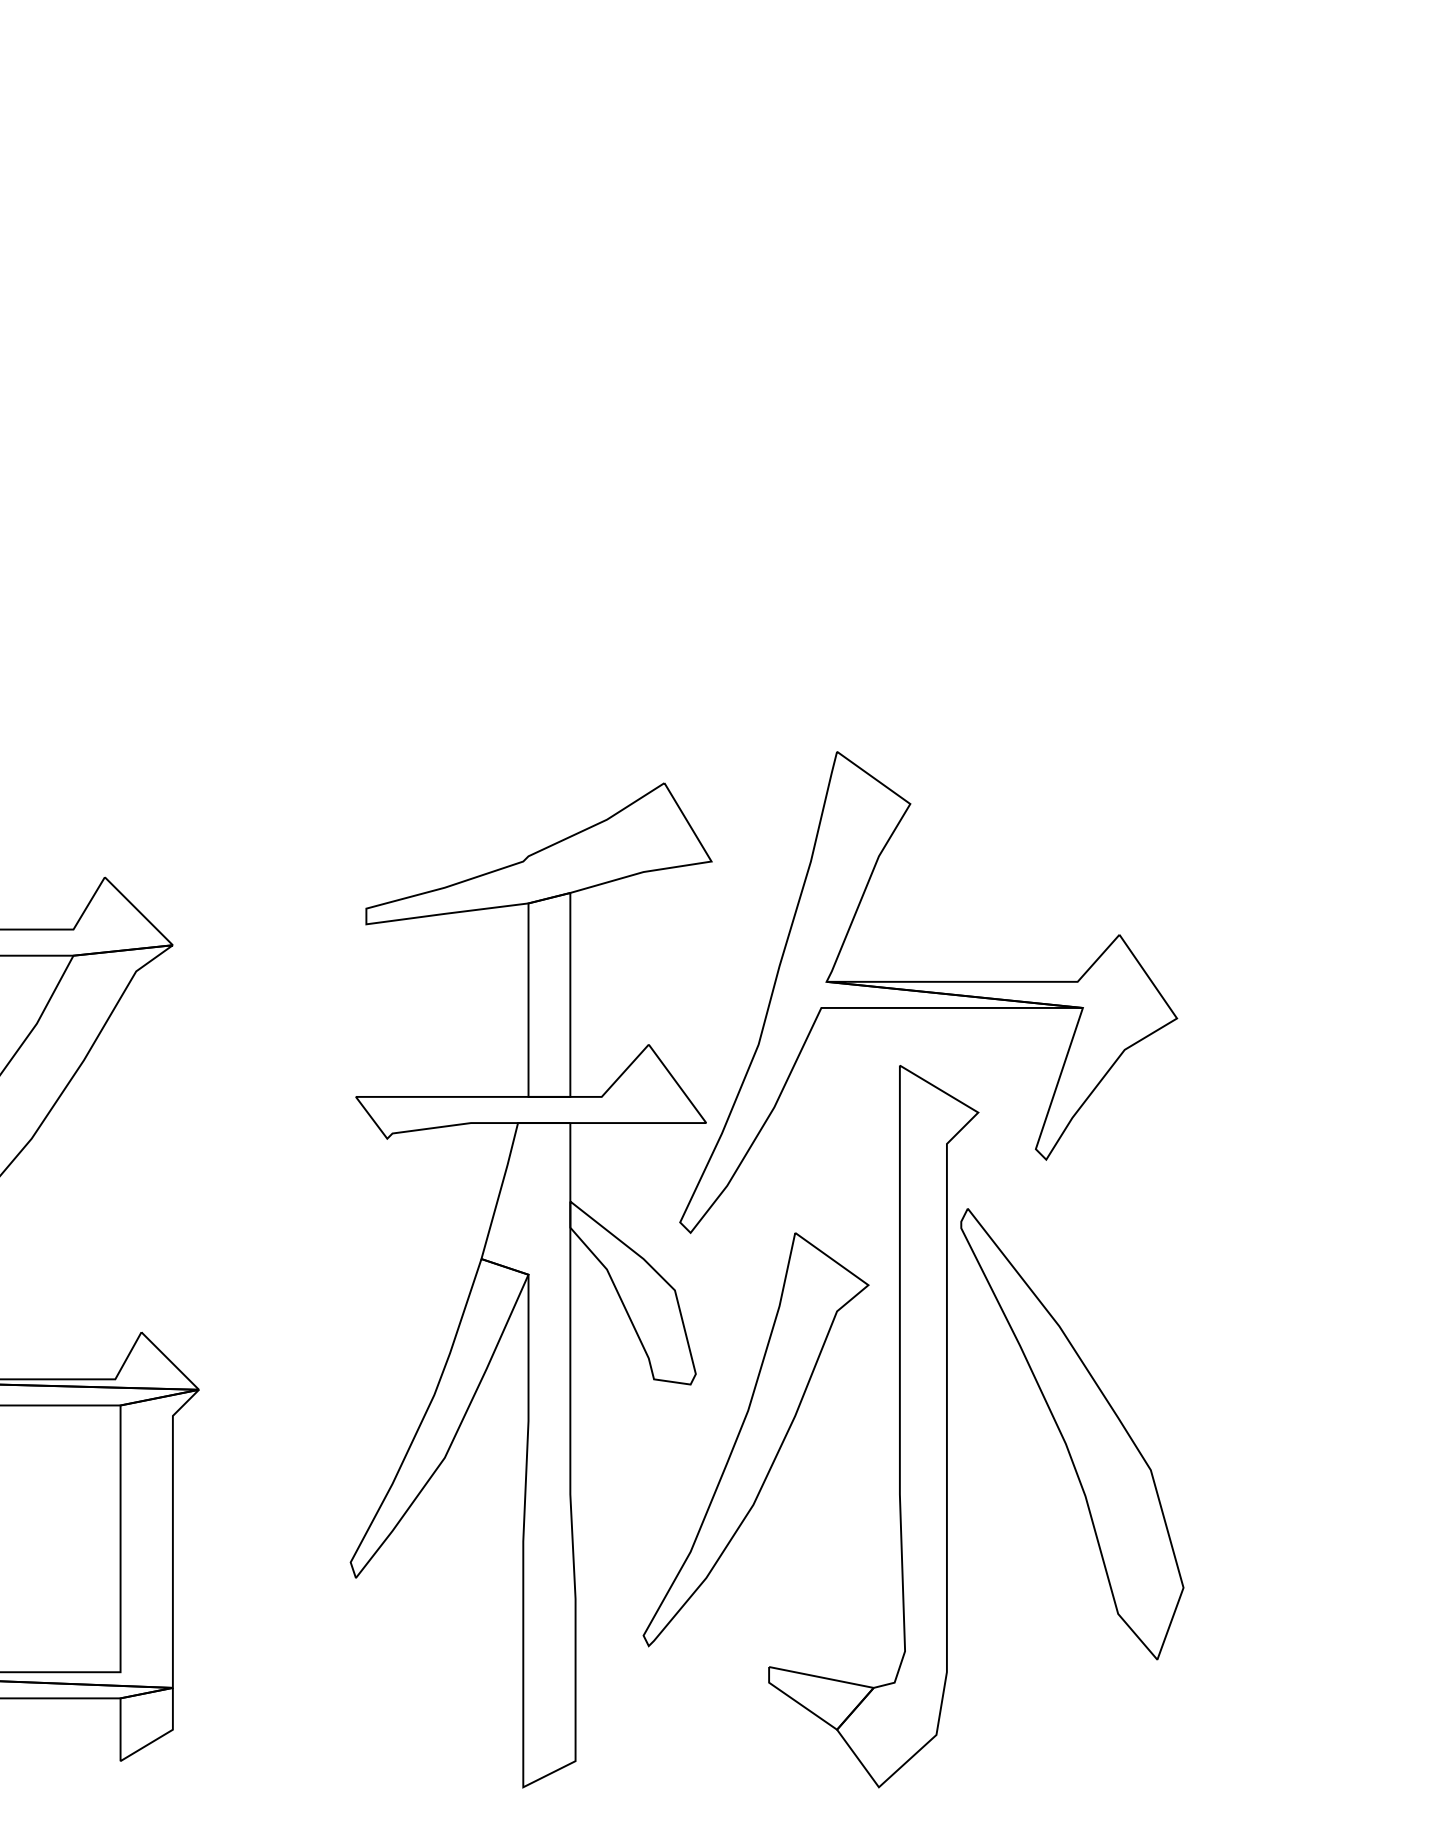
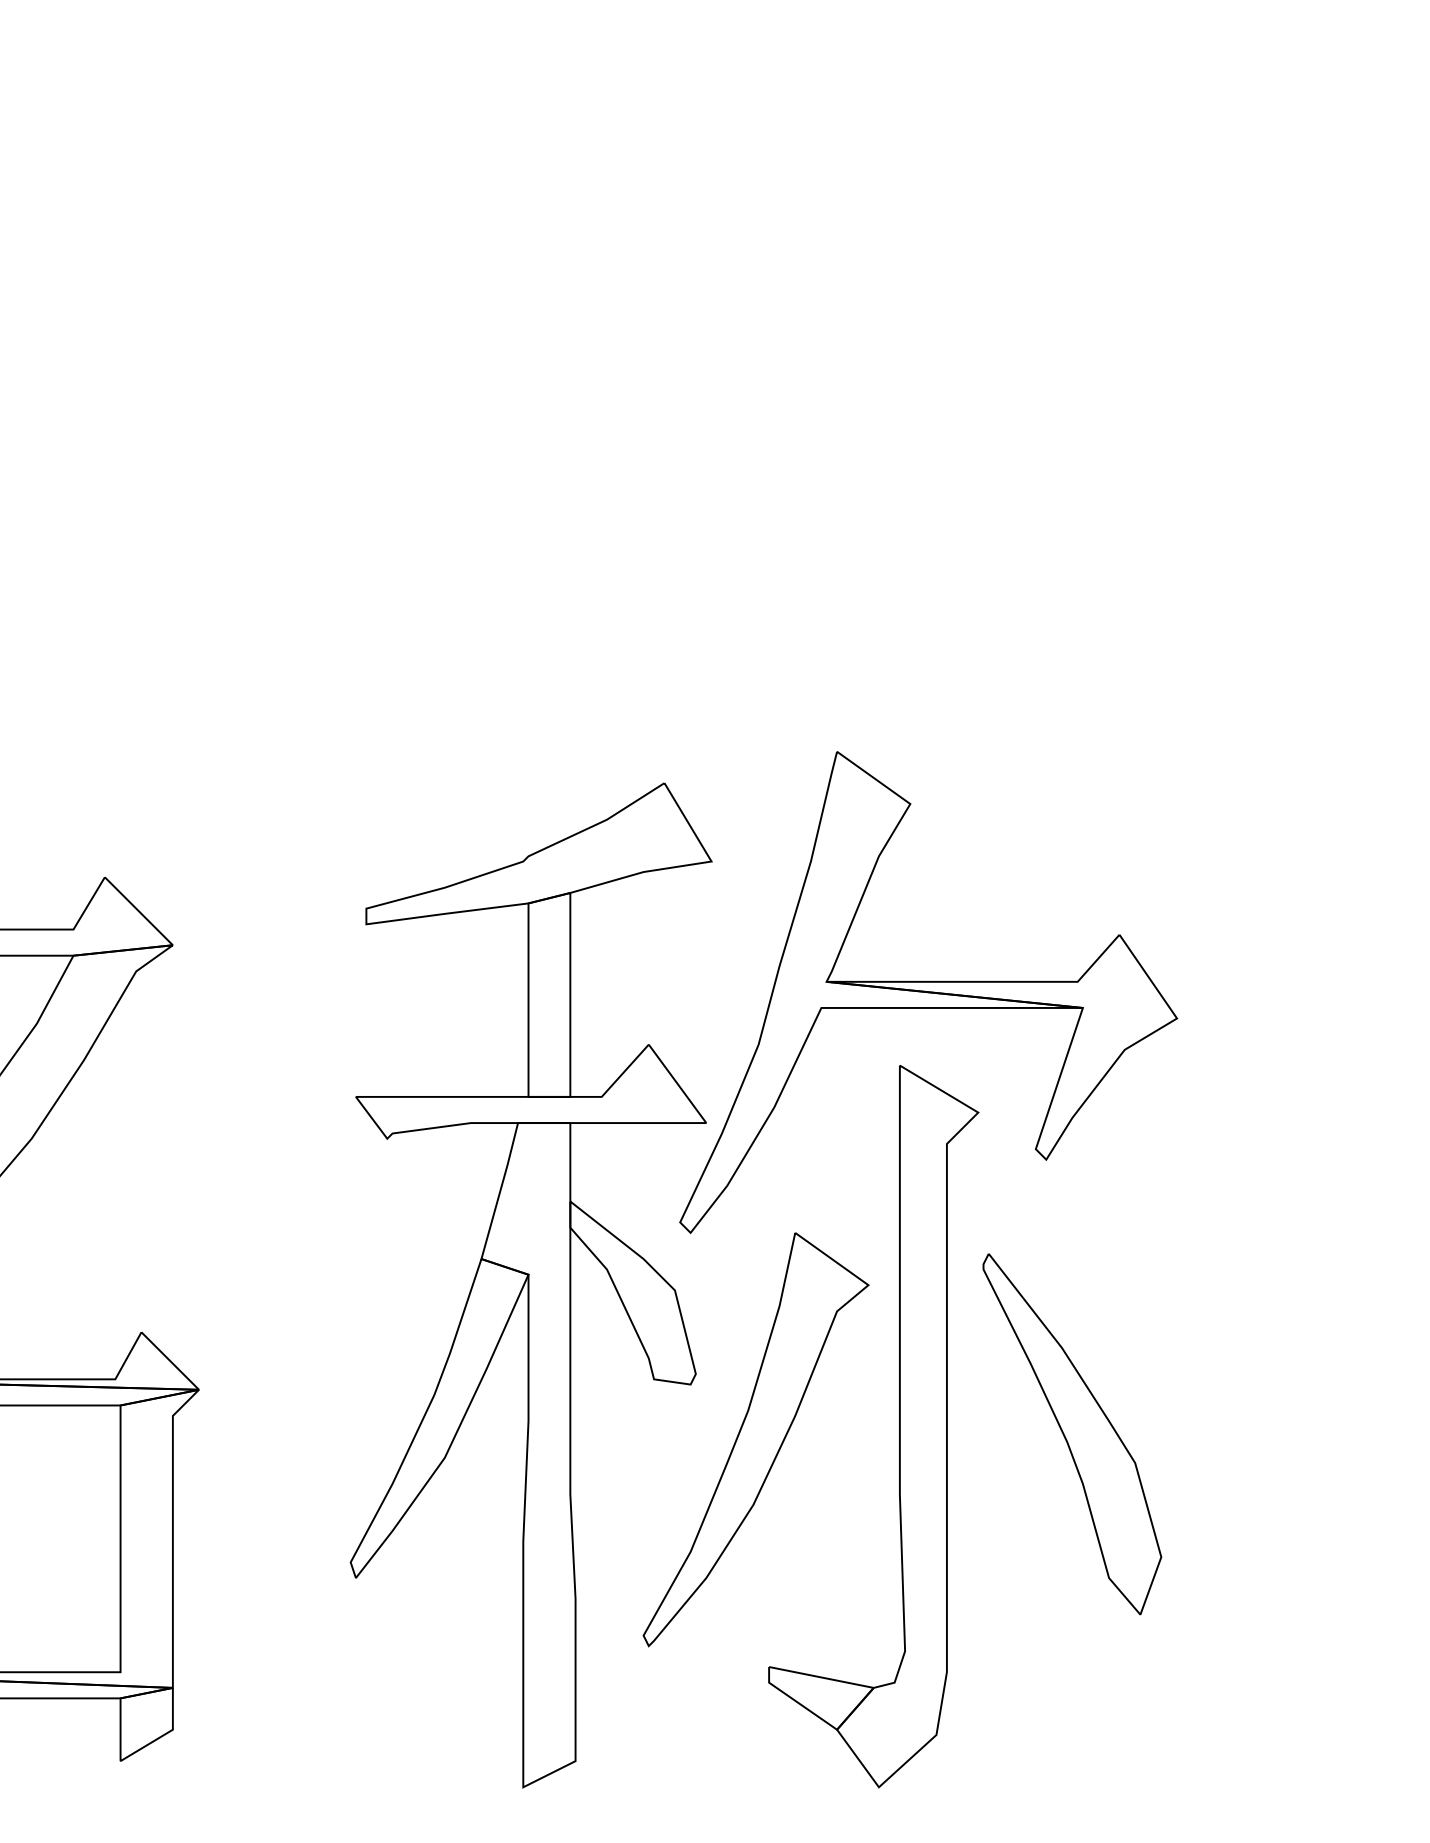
part size: 225x453 px -> 181x363 px (1072, 1434)
